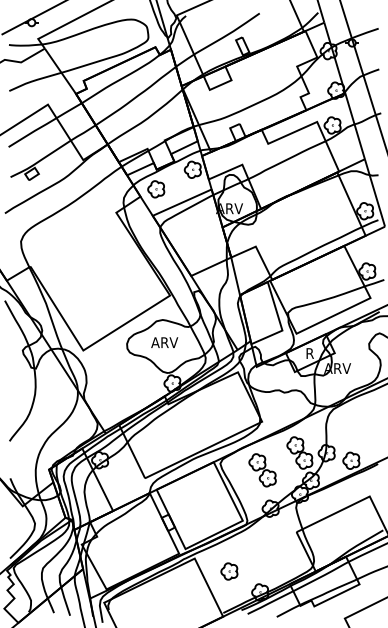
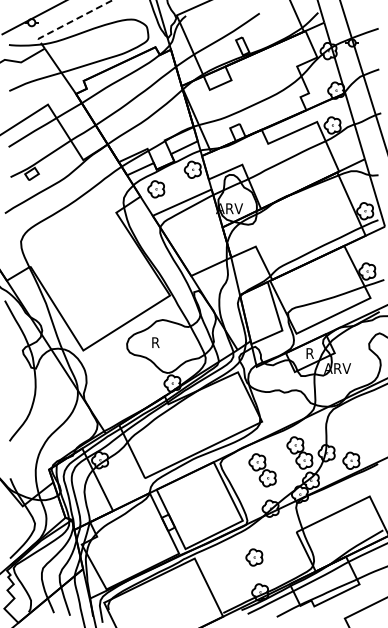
line: solid -> dashed (69, 22)
text: ARV -> R (164, 342)
part position: (229, 571) -> (254, 557) (254, 557)
